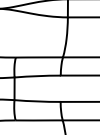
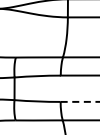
line: solid -> dashed (80, 101)
